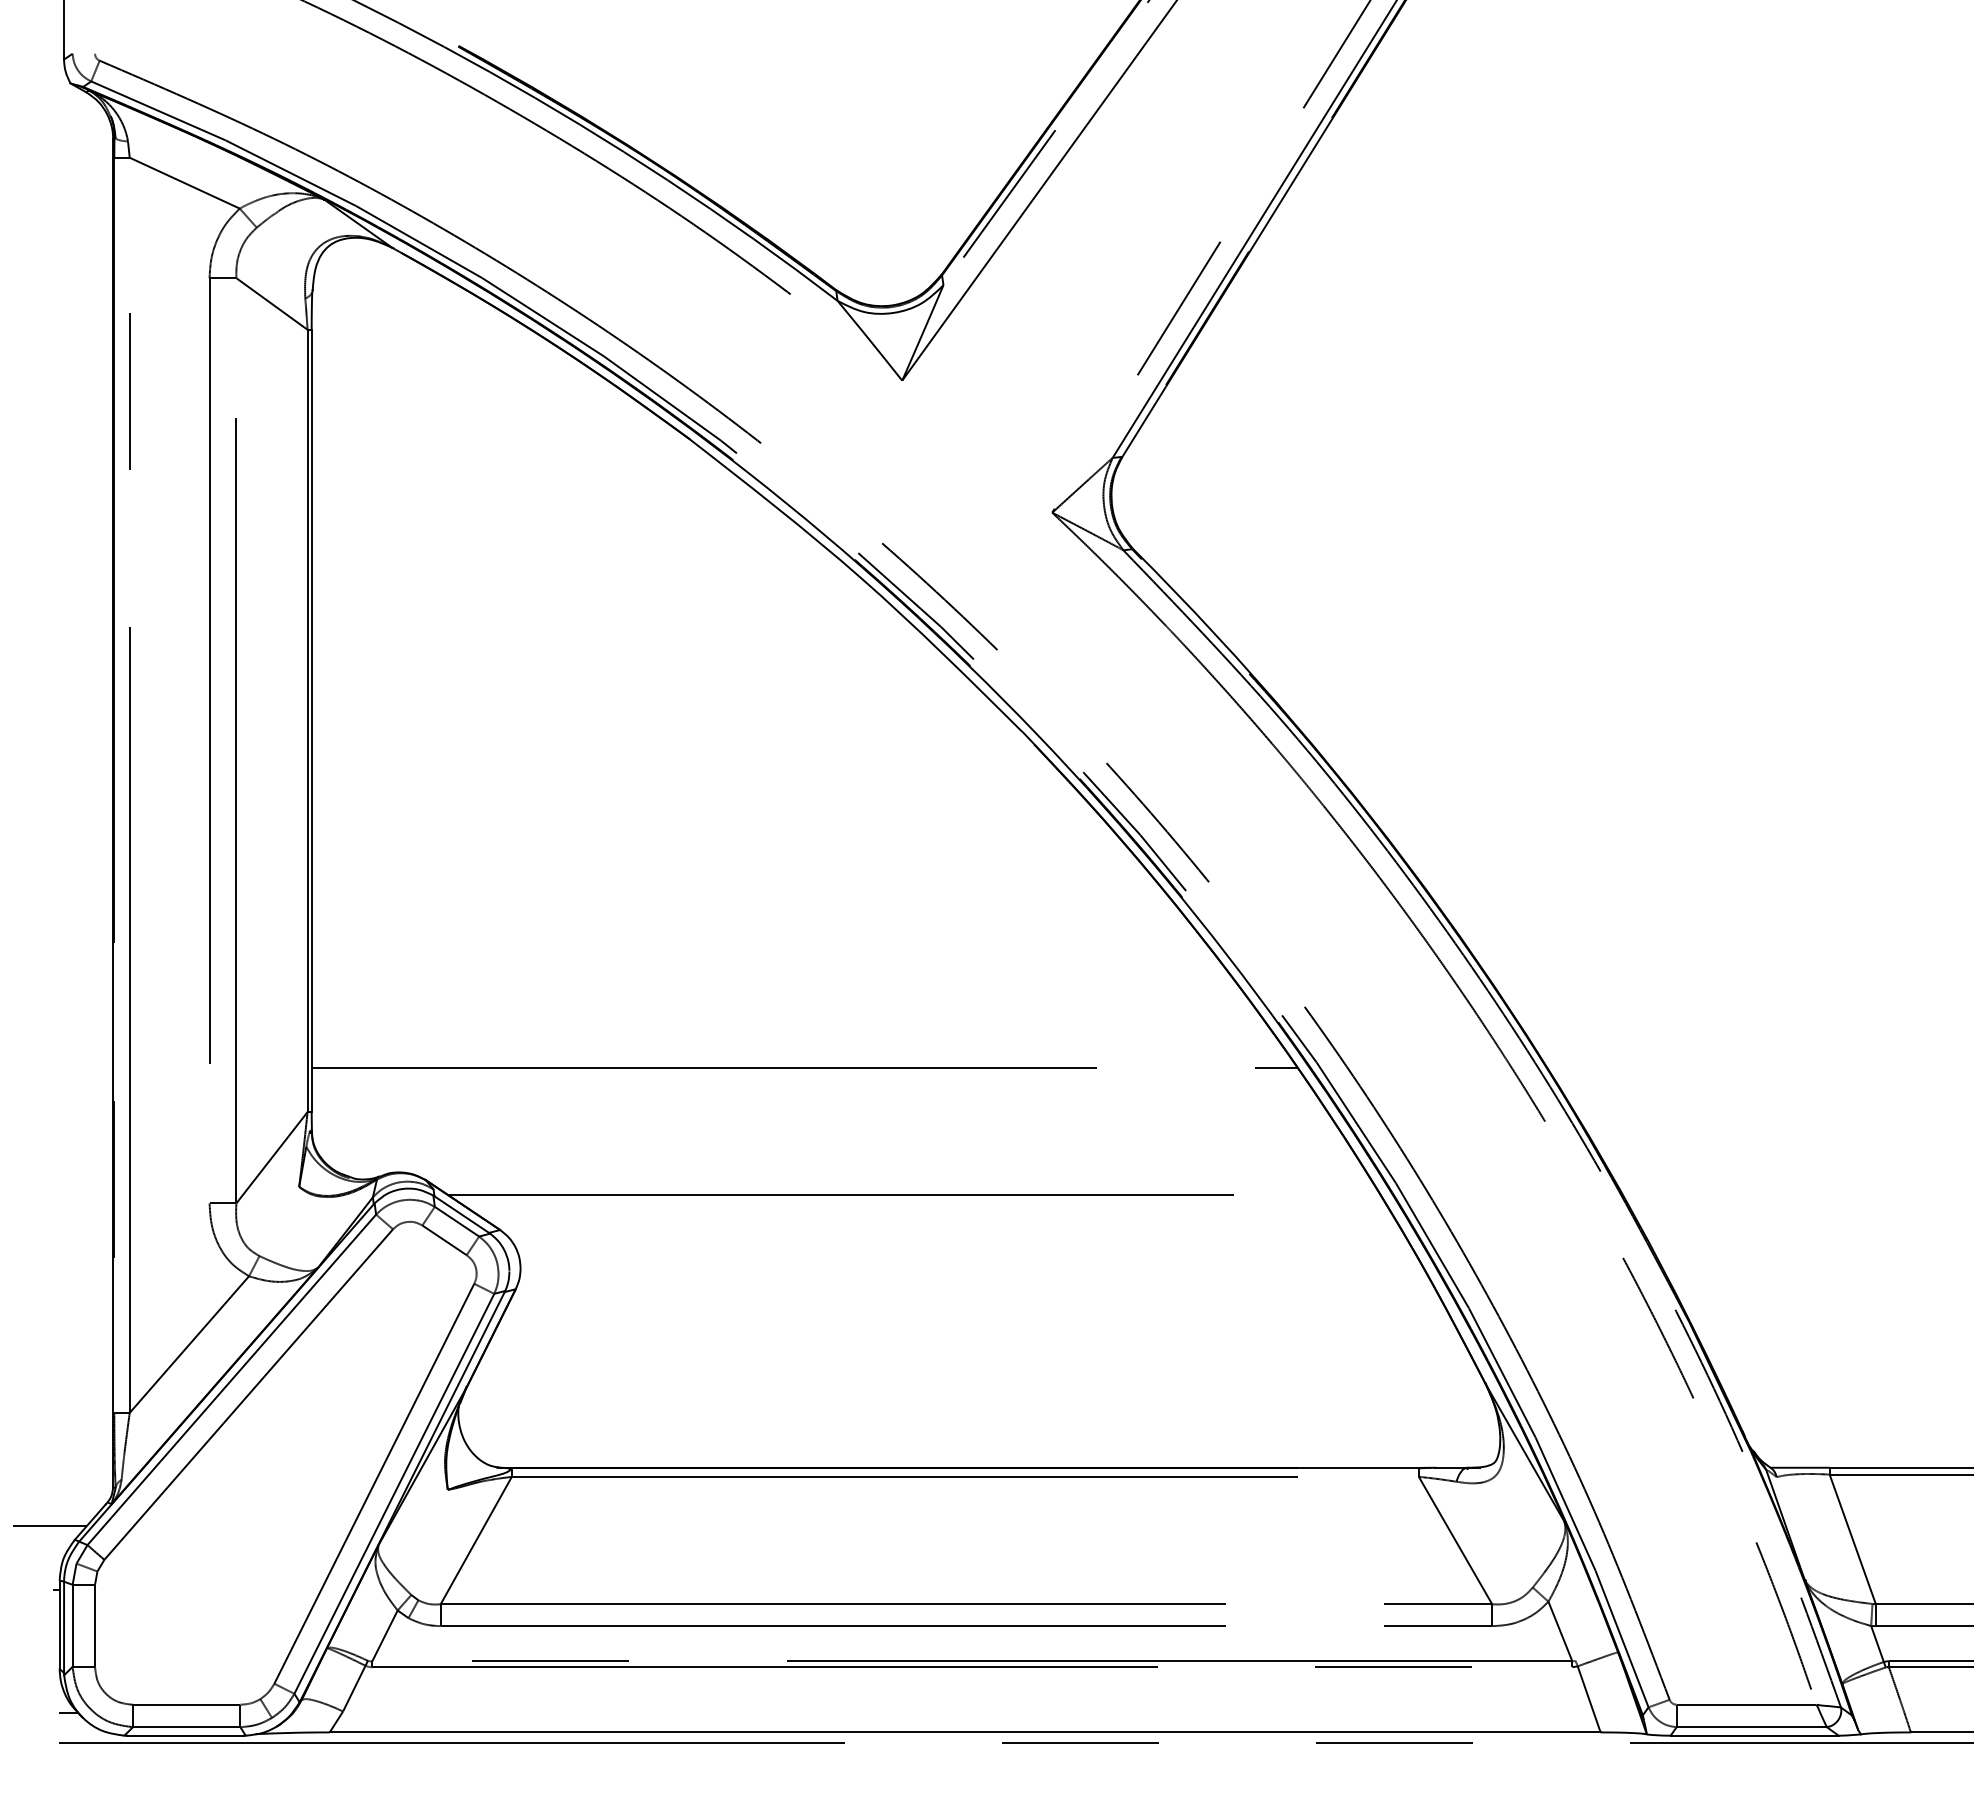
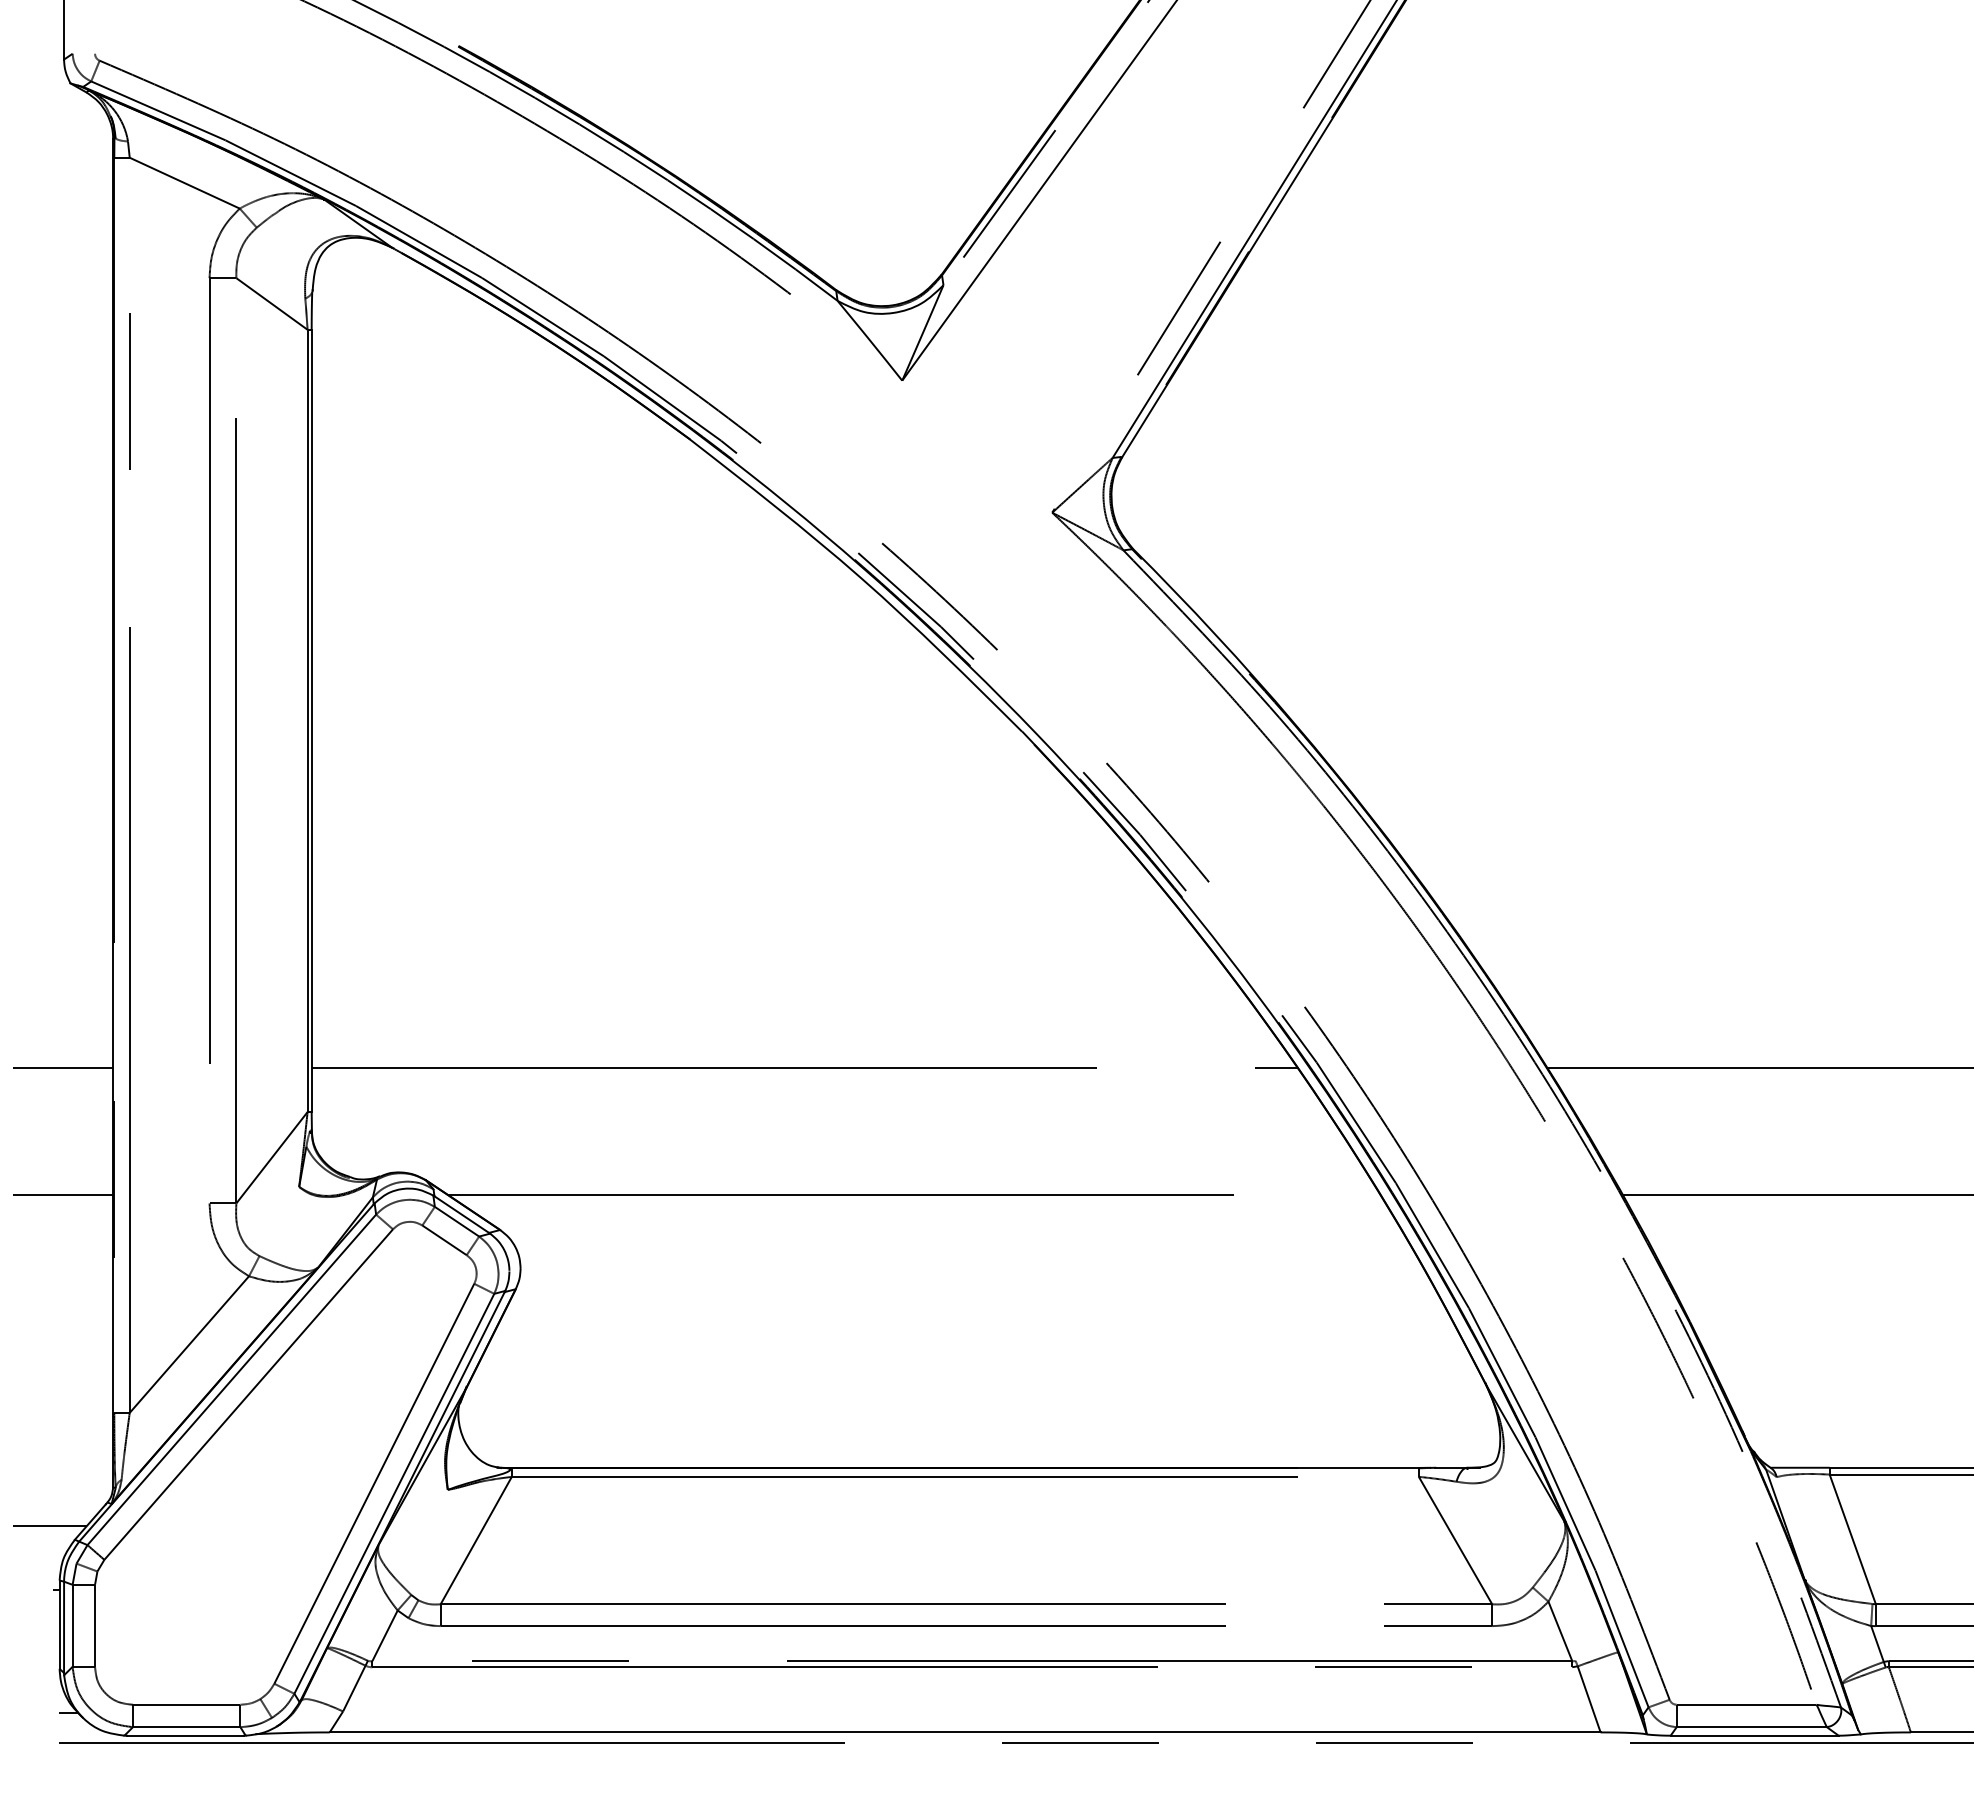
line: none -> present (63, 1068)
line: none -> present (1758, 1068)
line: none -> present (63, 1195)
line: none -> present (1796, 1195)
